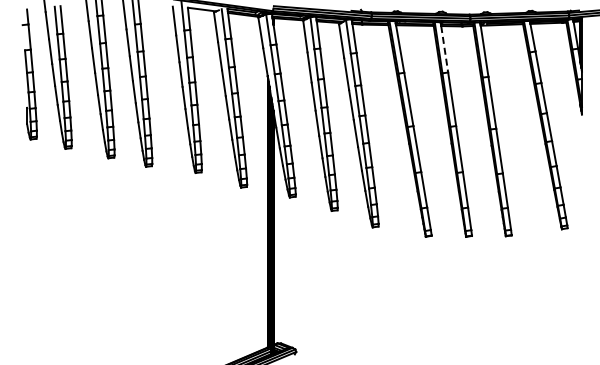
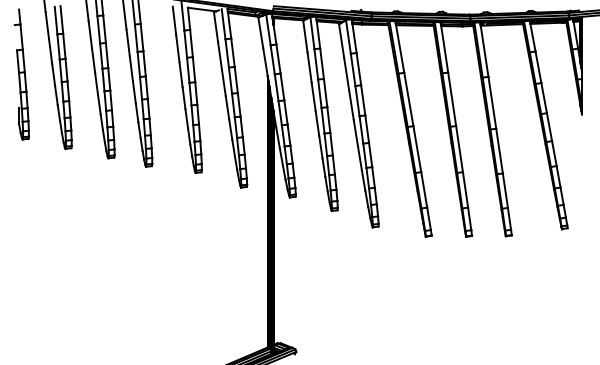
line: dashed -> solid (444, 49)
part position: (29, 74) -> (21, 74) (21, 74)
